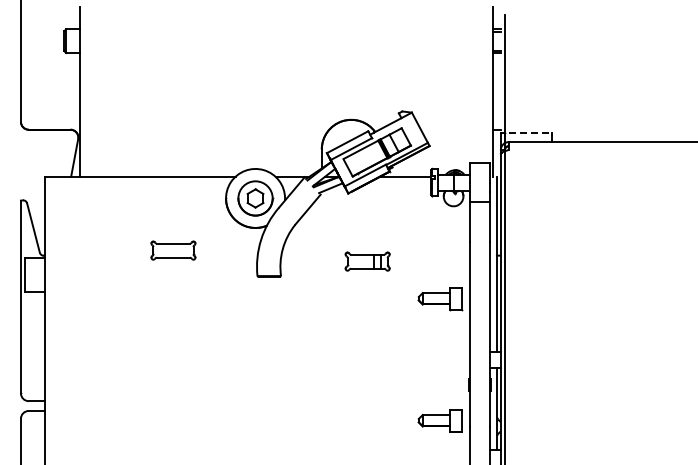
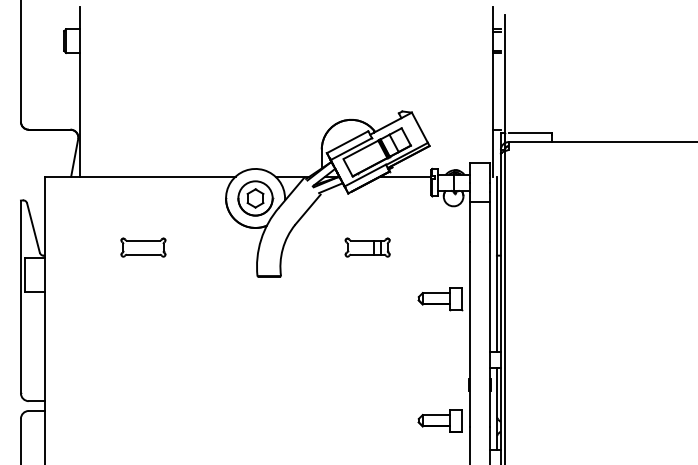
line: dashed -> solid (530, 132)
part position: (173, 250) -> (143, 247) (143, 247)
part position: (367, 261) -> (367, 247) (367, 247)
